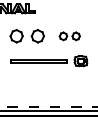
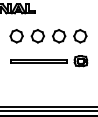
part size: 23x11 px -> 36x15 px (69, 36)
line: dashed -> solid (48, 106)
